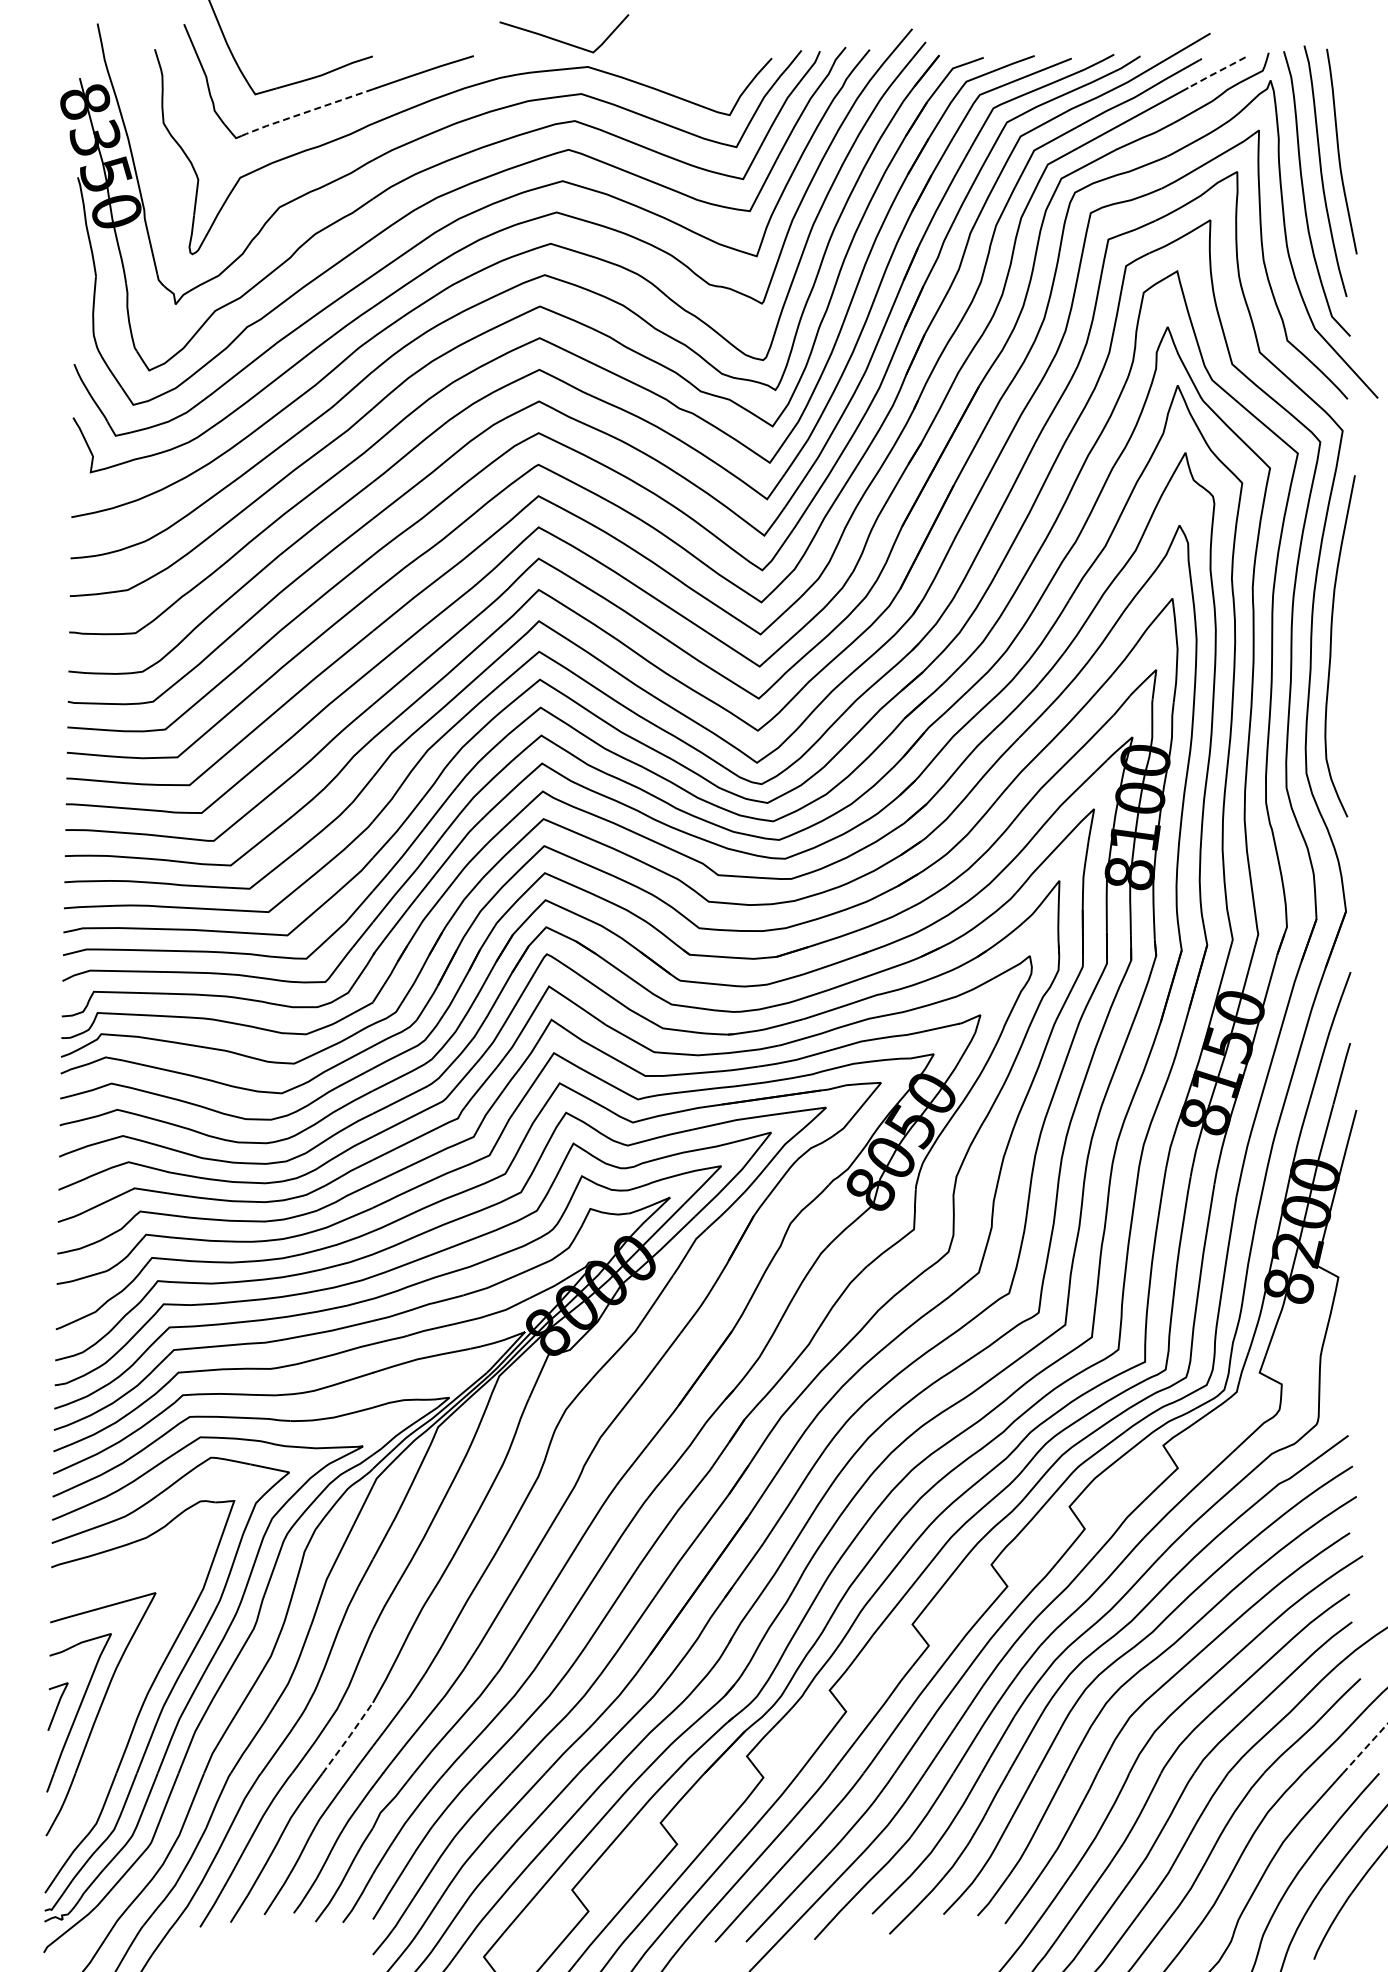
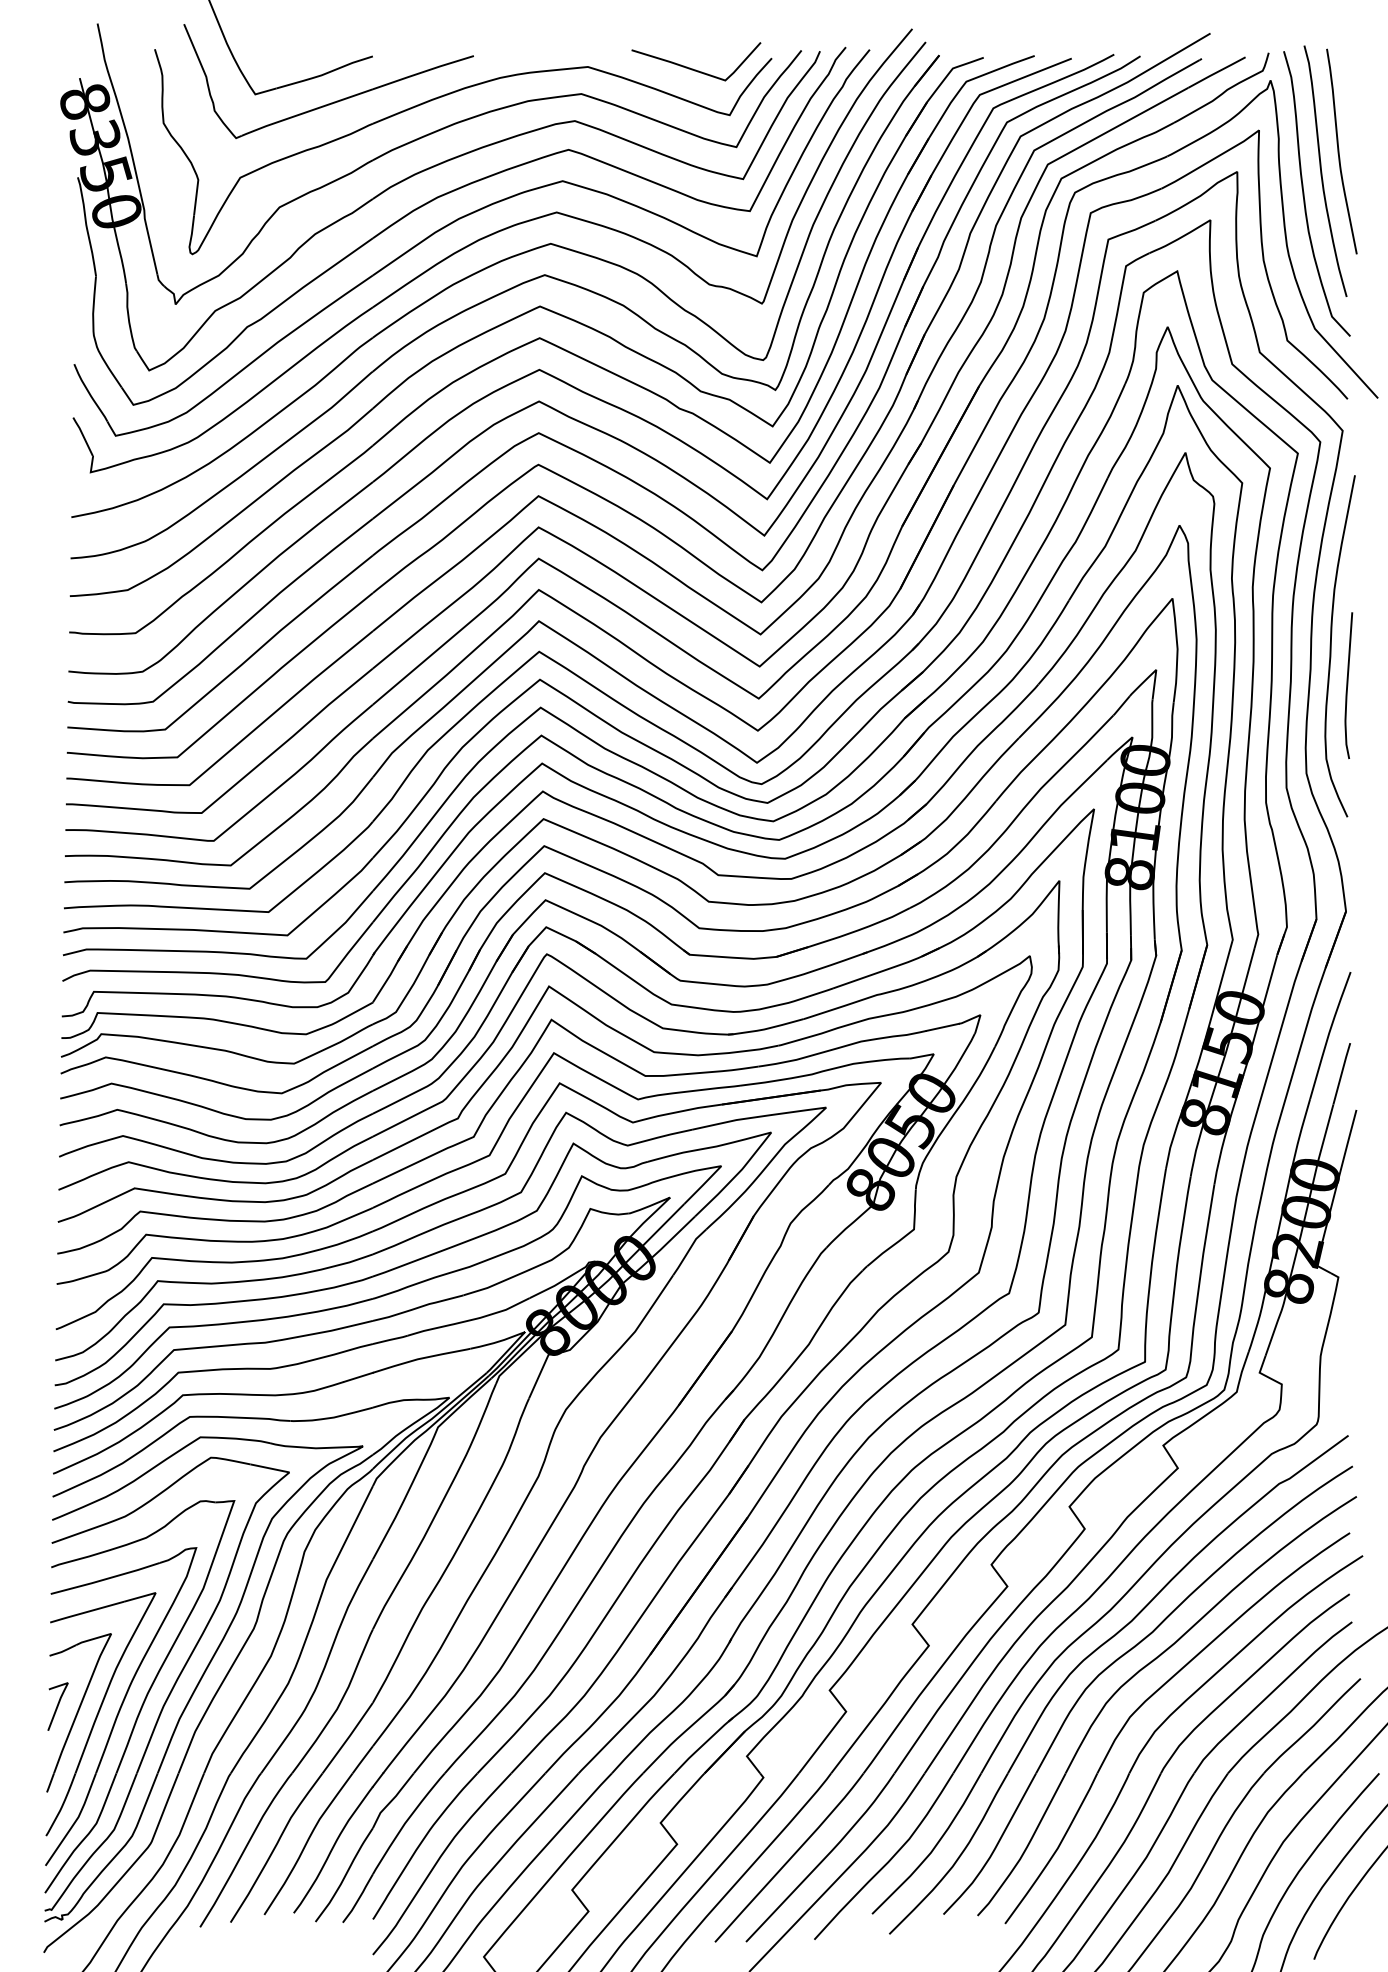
curve position: (561, 40) -> (693, 68) (693, 68)
line: dashed -> solid (1216, 72)
line: dashed -> solid (305, 112)
curve: none -> present (1348, 685)
part: none -> present (121, 1706)
line: dashed -> solid (348, 1737)
line: dashed -> solid (1365, 1748)
